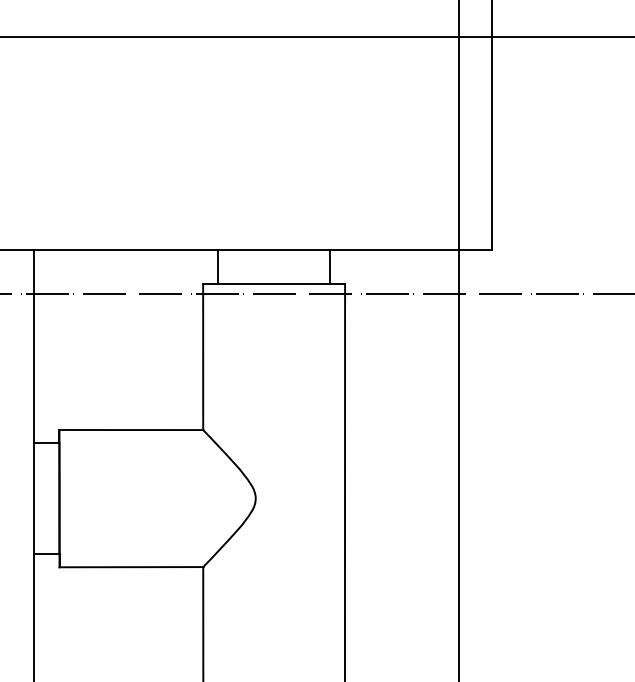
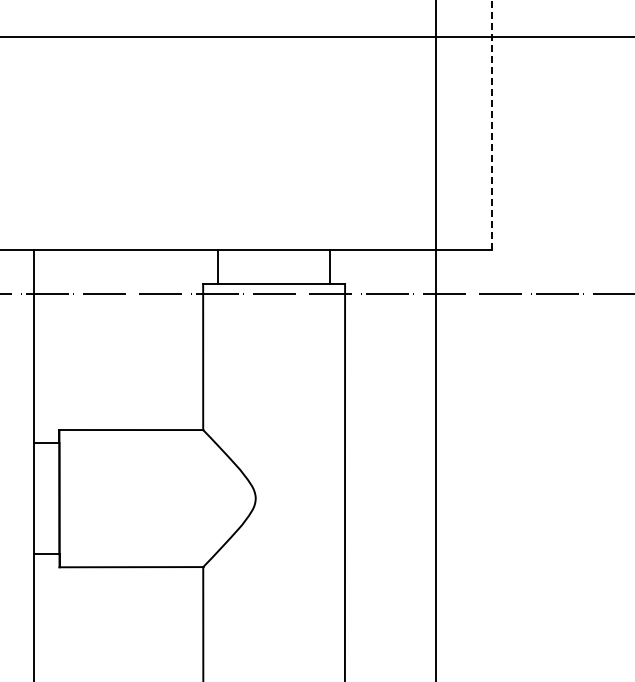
line: solid -> dashed (491, 124)
line position: (459, 340) -> (436, 340) (436, 340)
